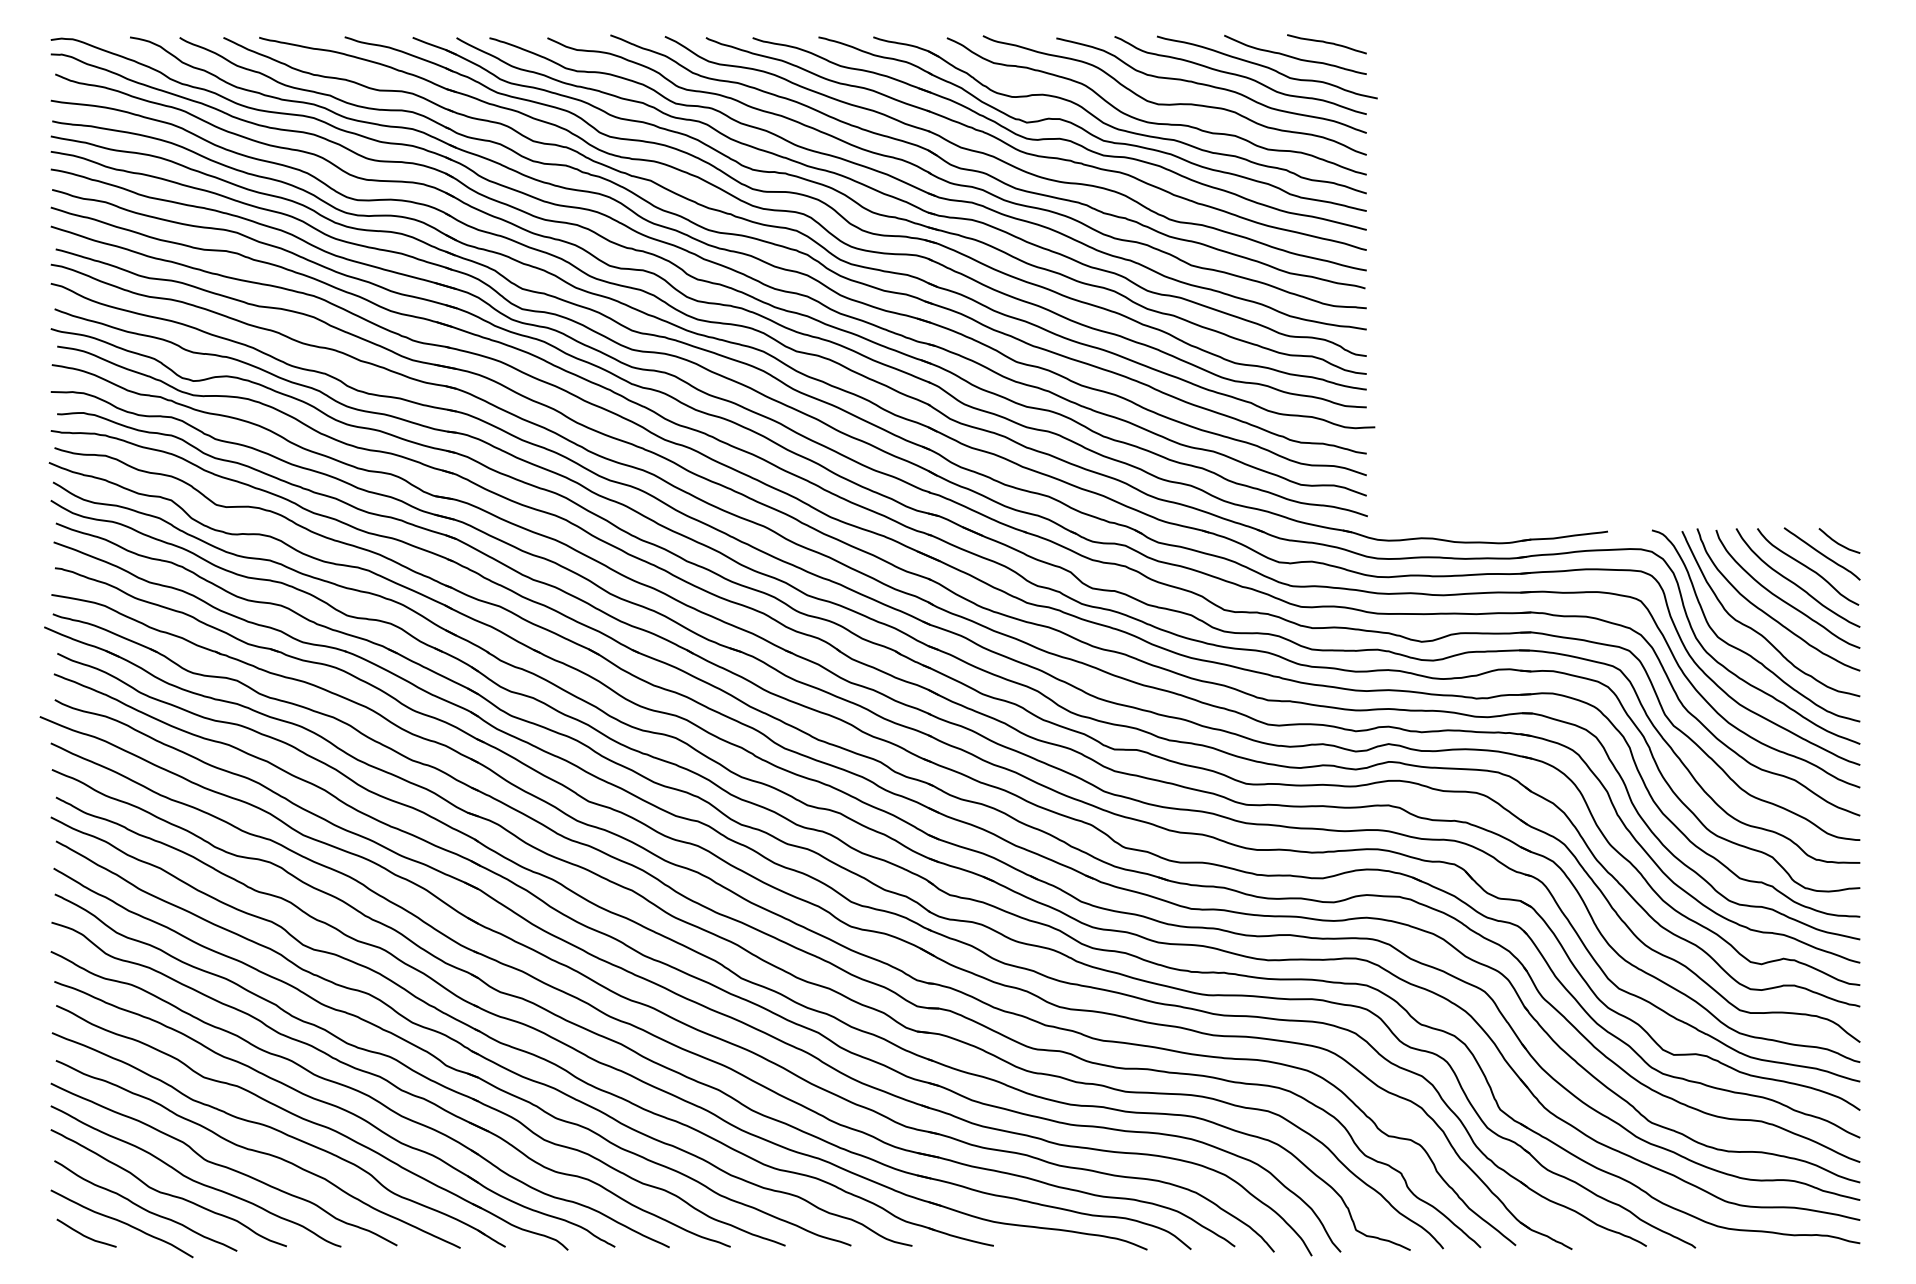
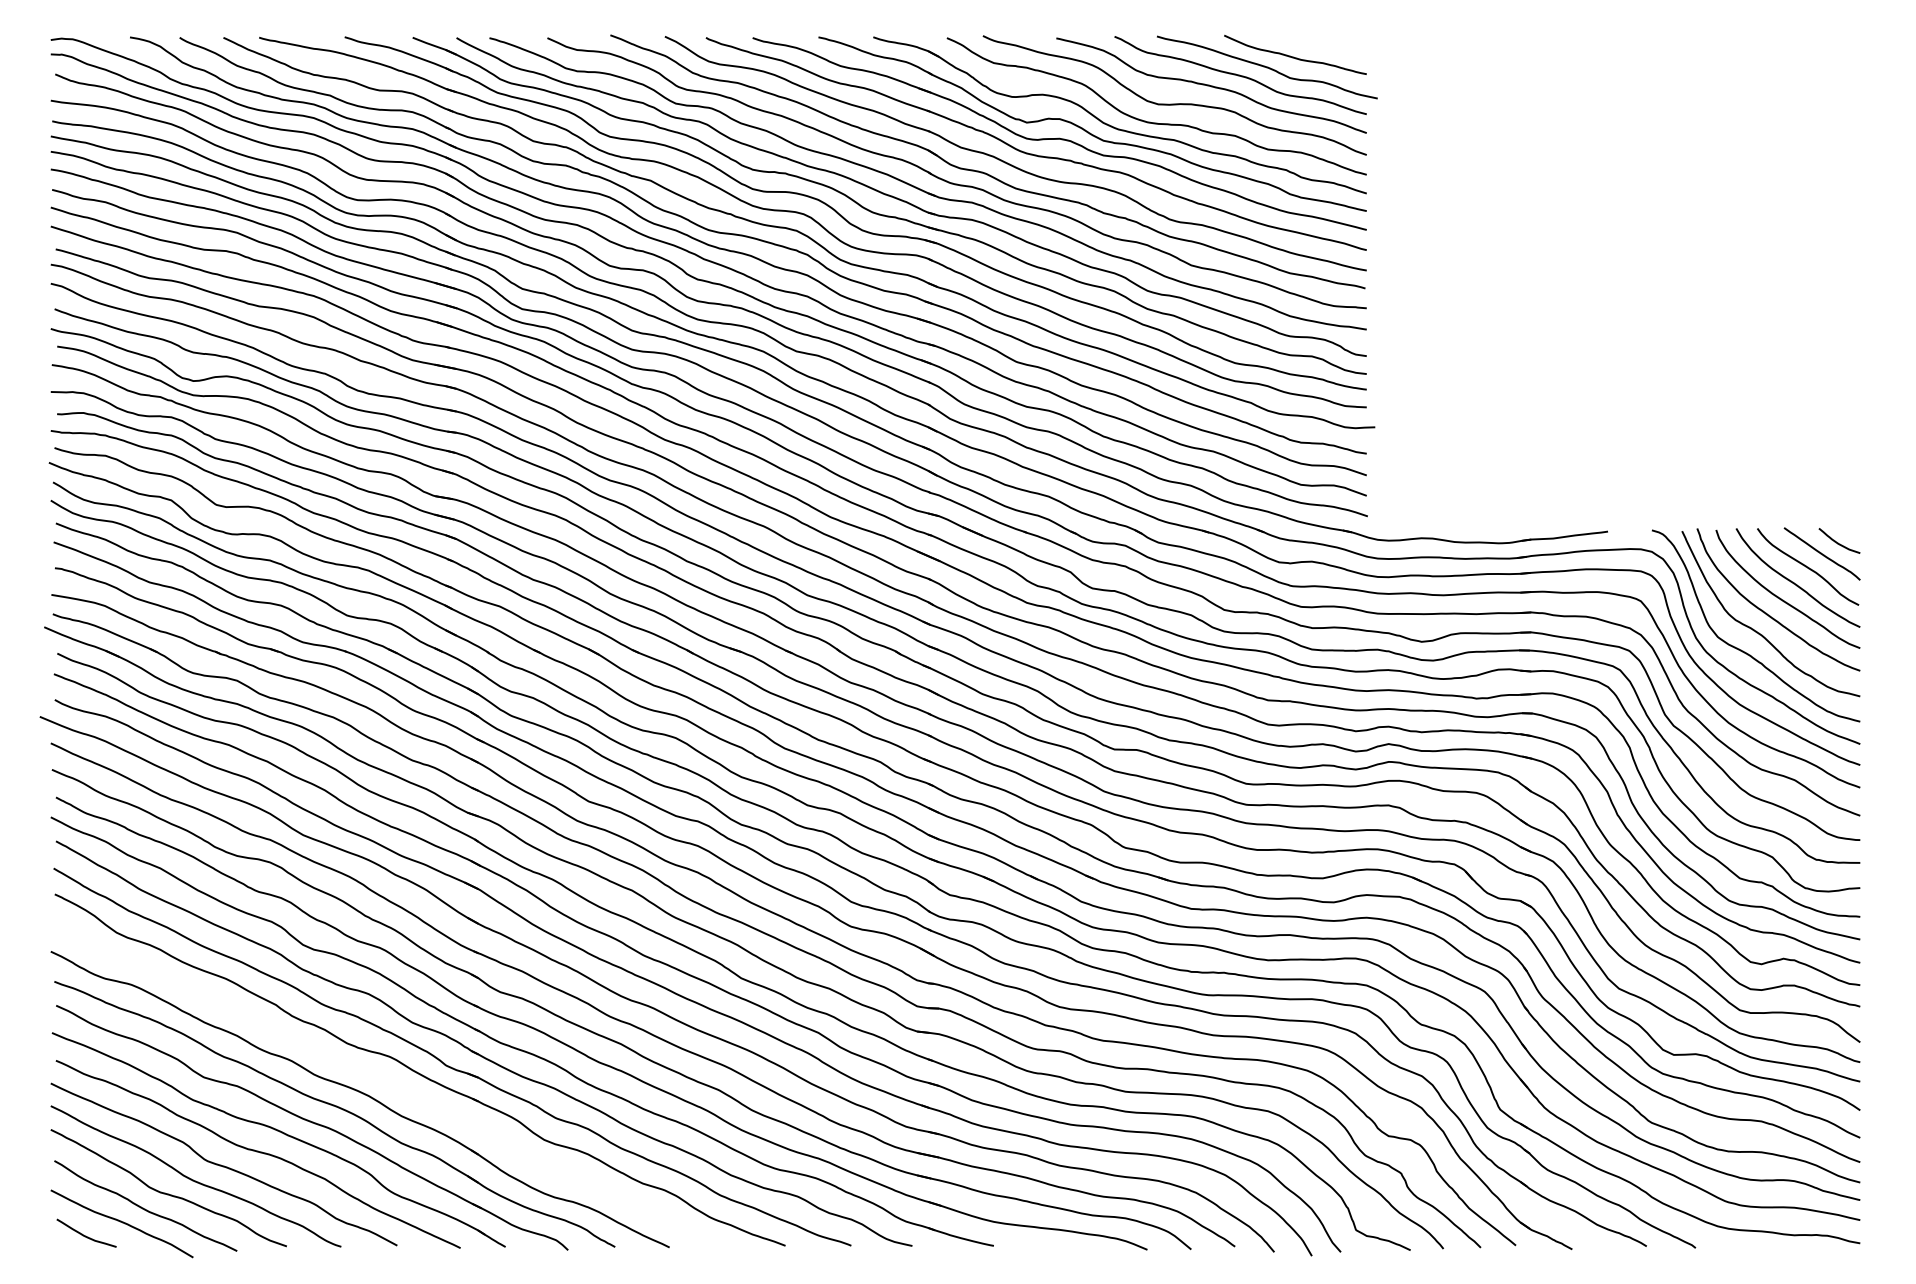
curve: present -> none (1326, 43)
part: present -> none (390, 1084)
